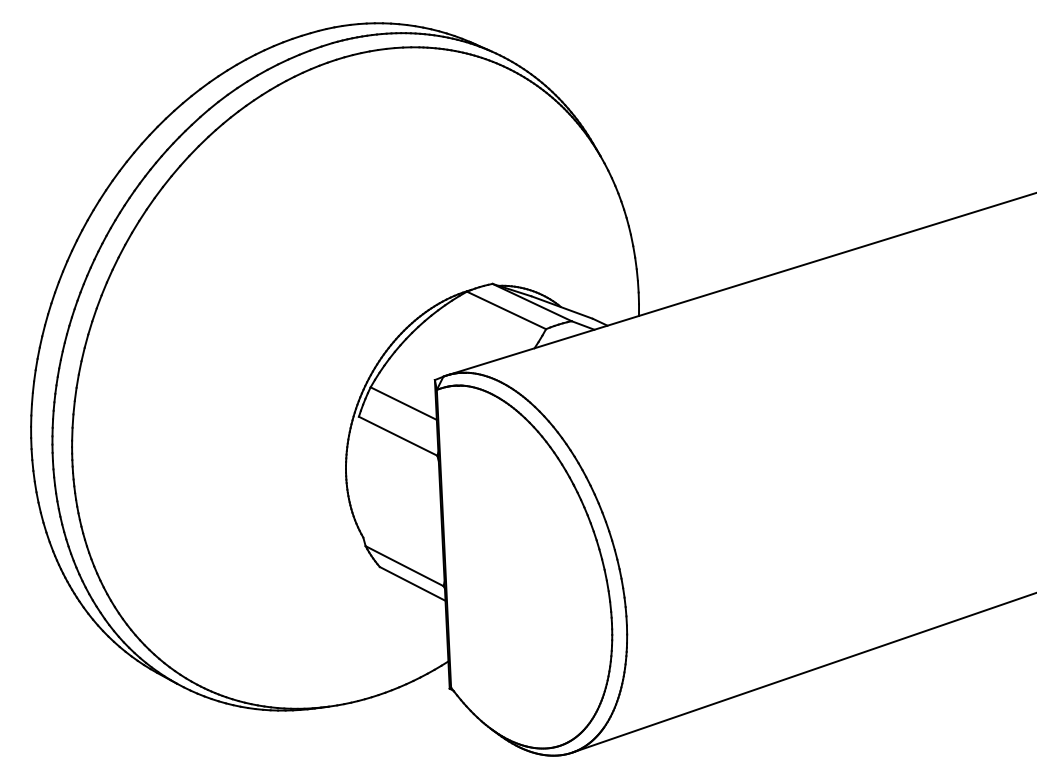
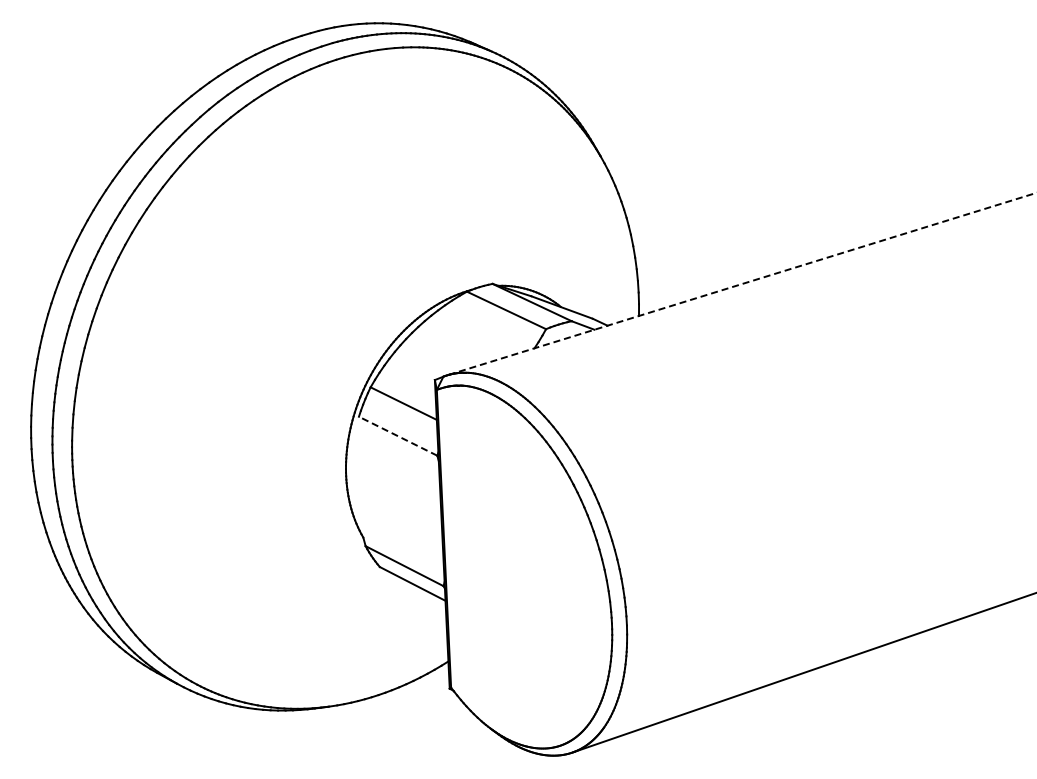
line: solid -> dashed (742, 283)
line: solid -> dashed (398, 436)
